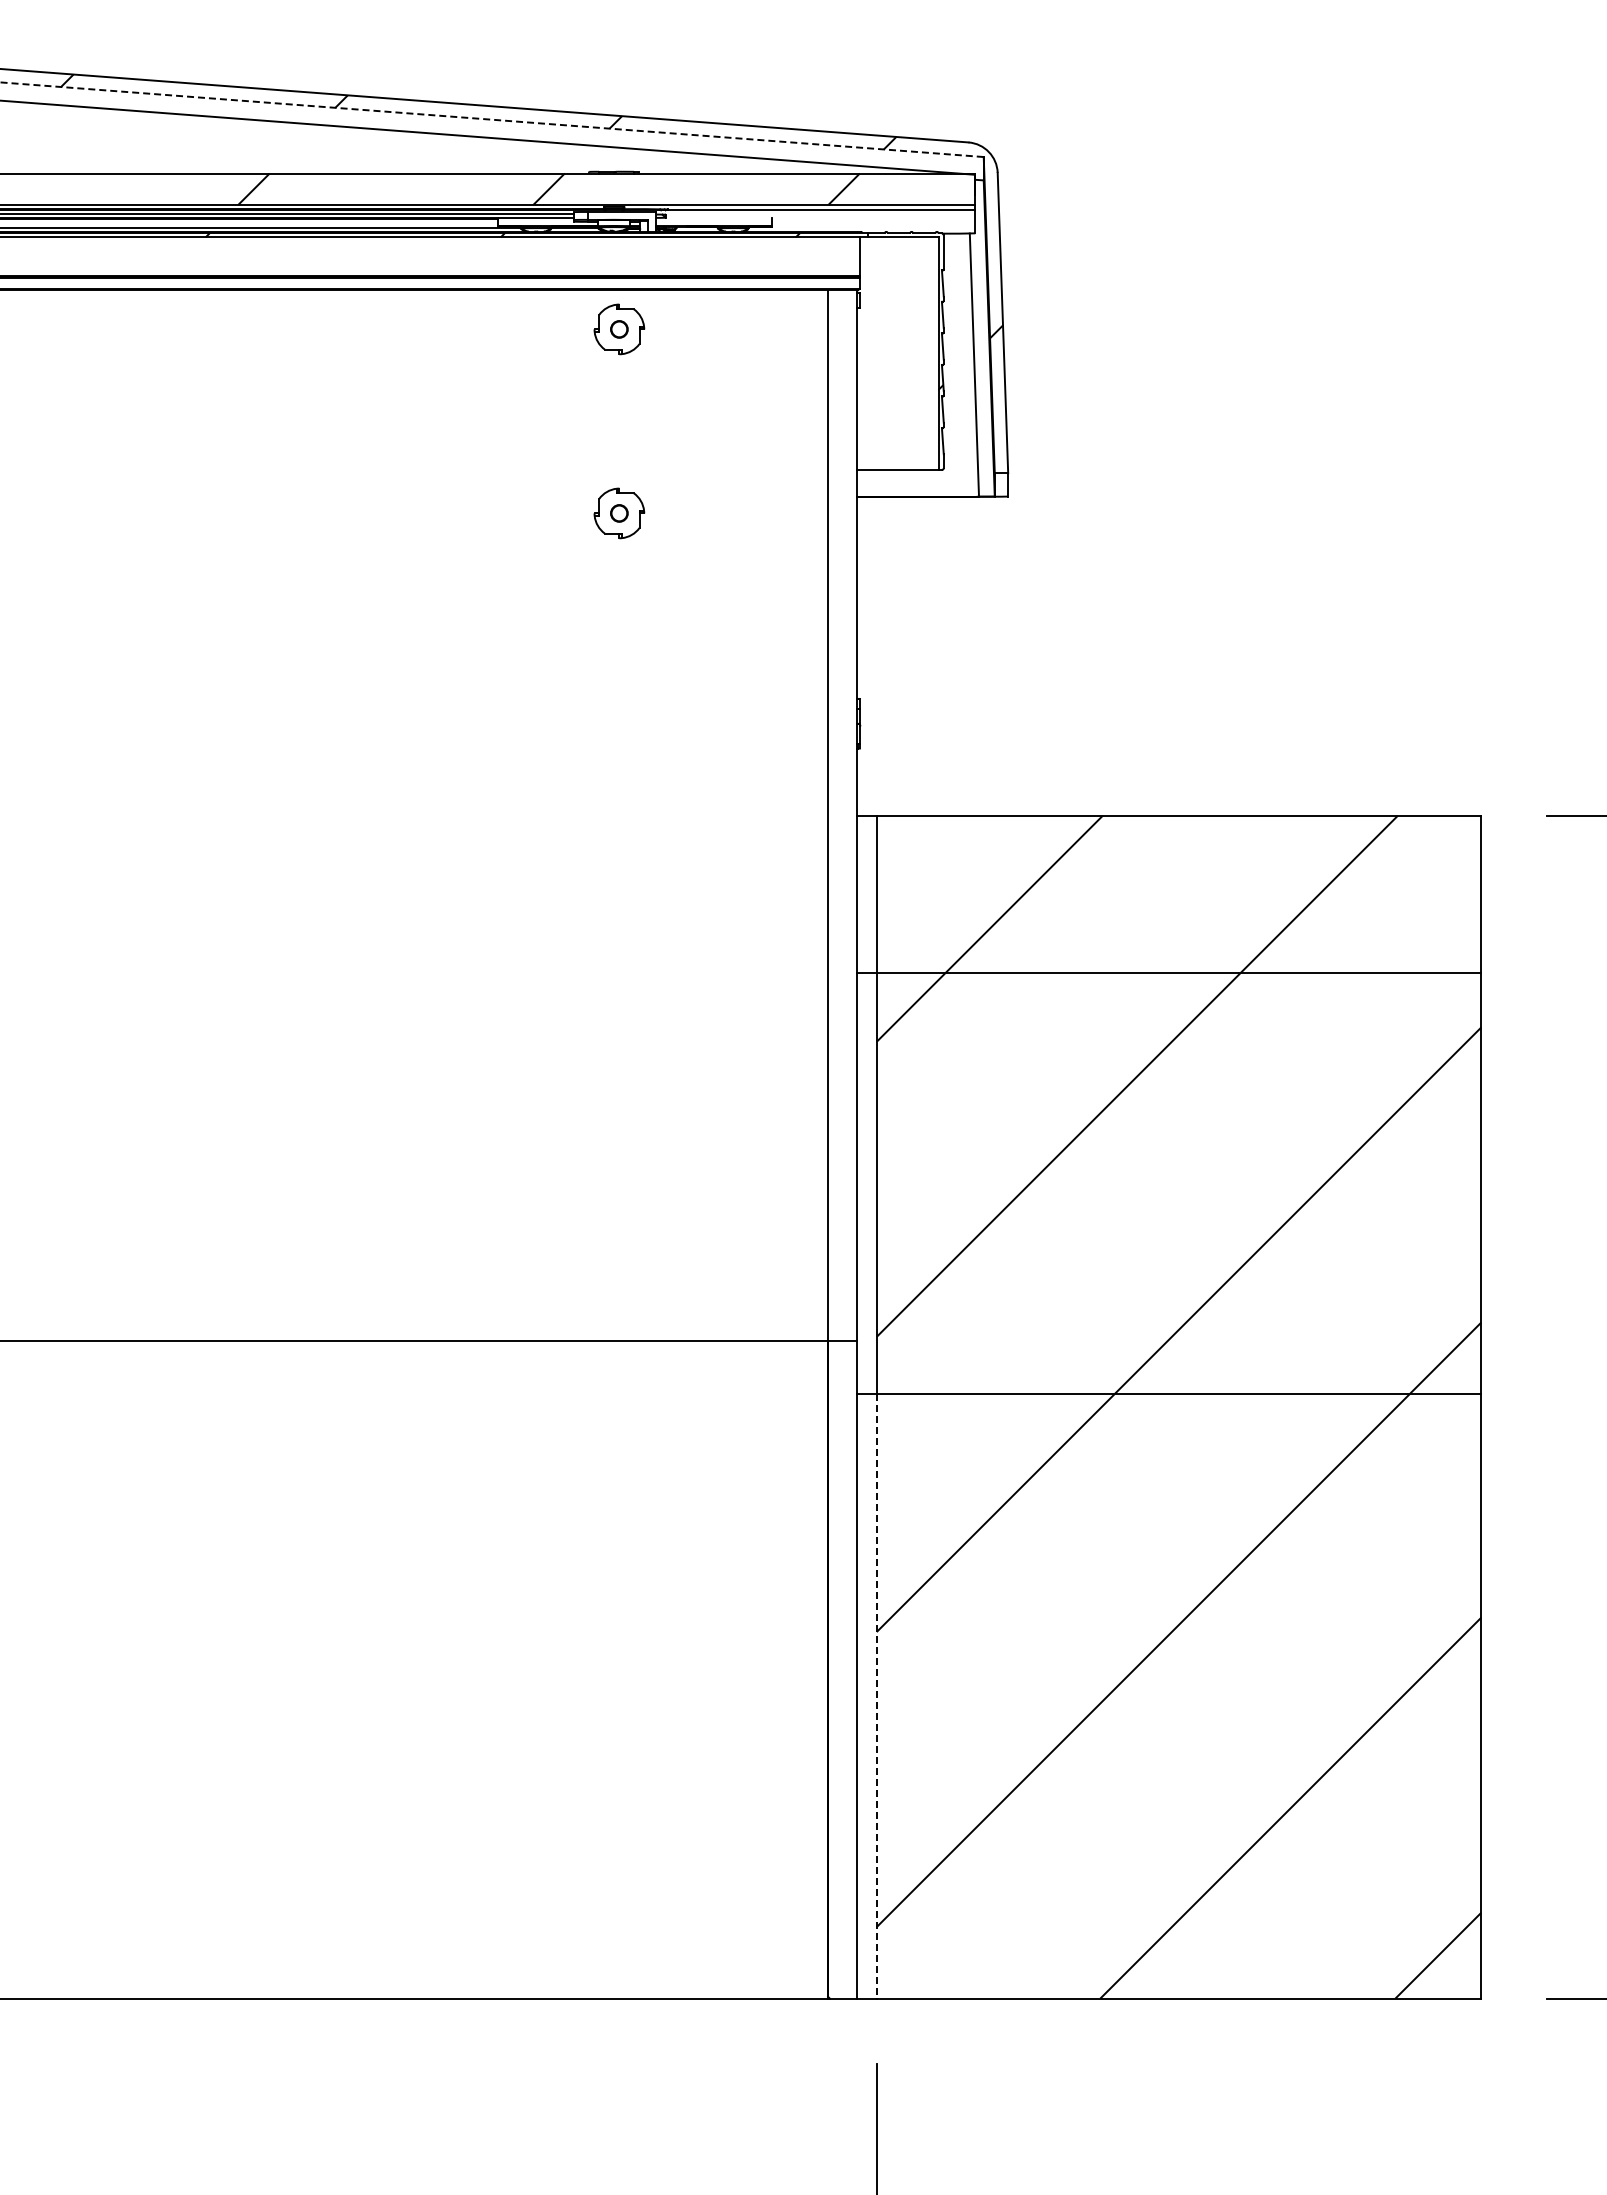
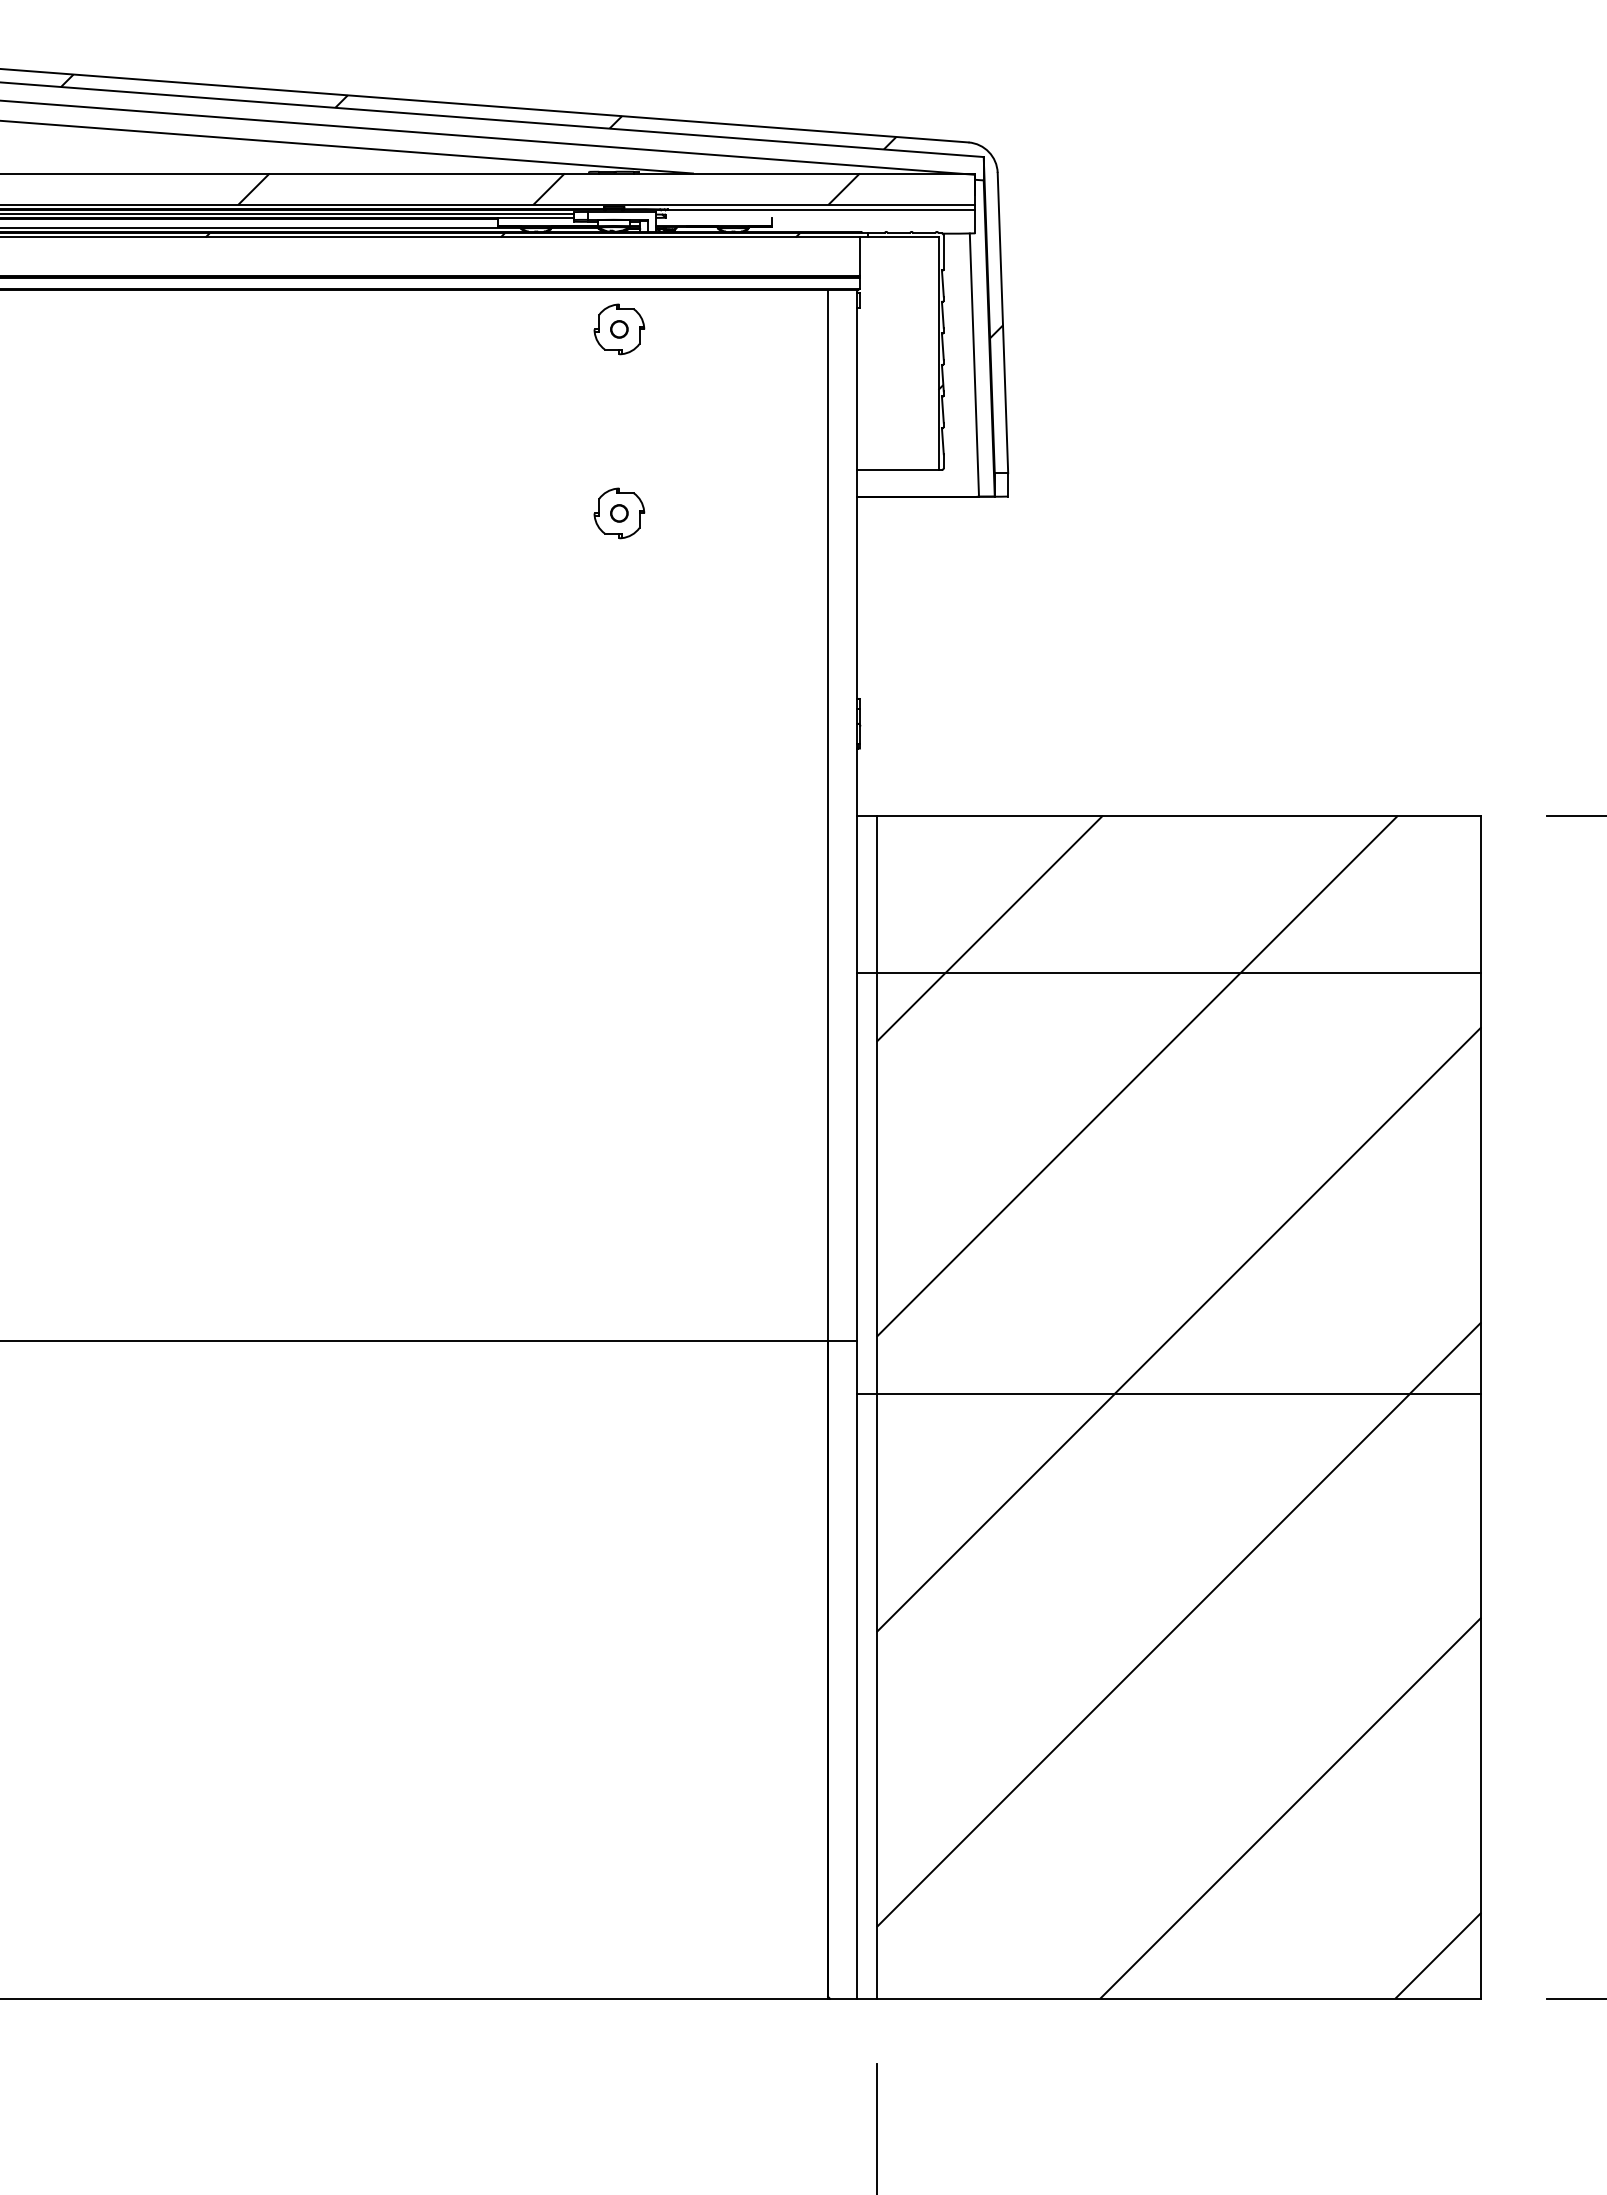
line: dashed -> solid (492, 119)
line: none -> present (347, 146)
line: dashed -> solid (876, 1696)
